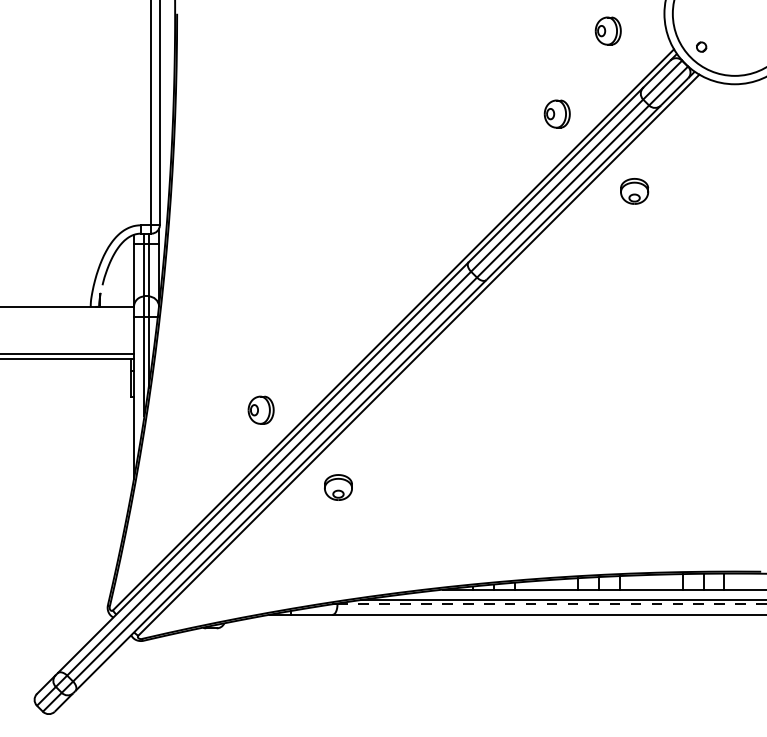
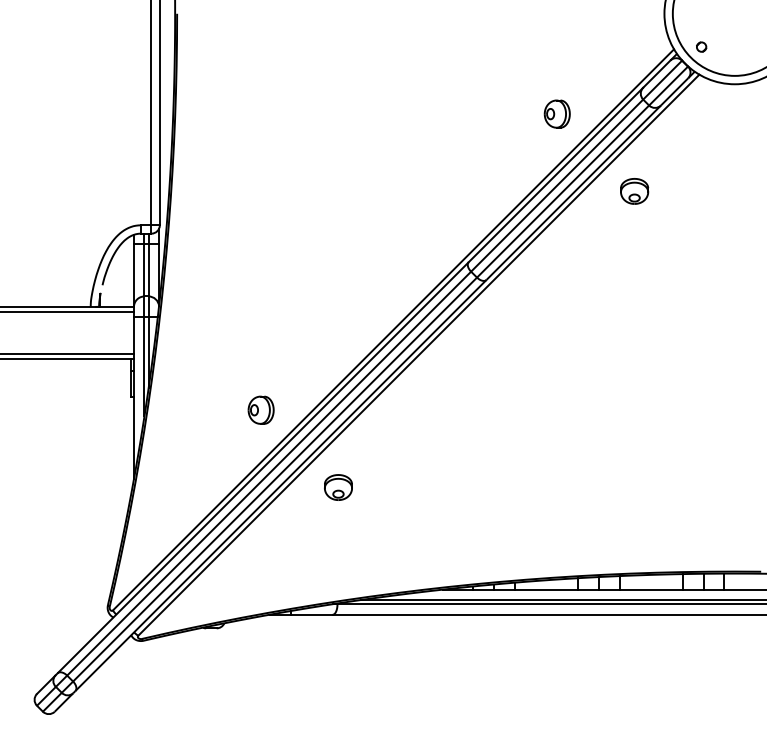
part: present -> none (607, 30)
line: none -> present (67, 312)
line: dashed -> solid (552, 604)
